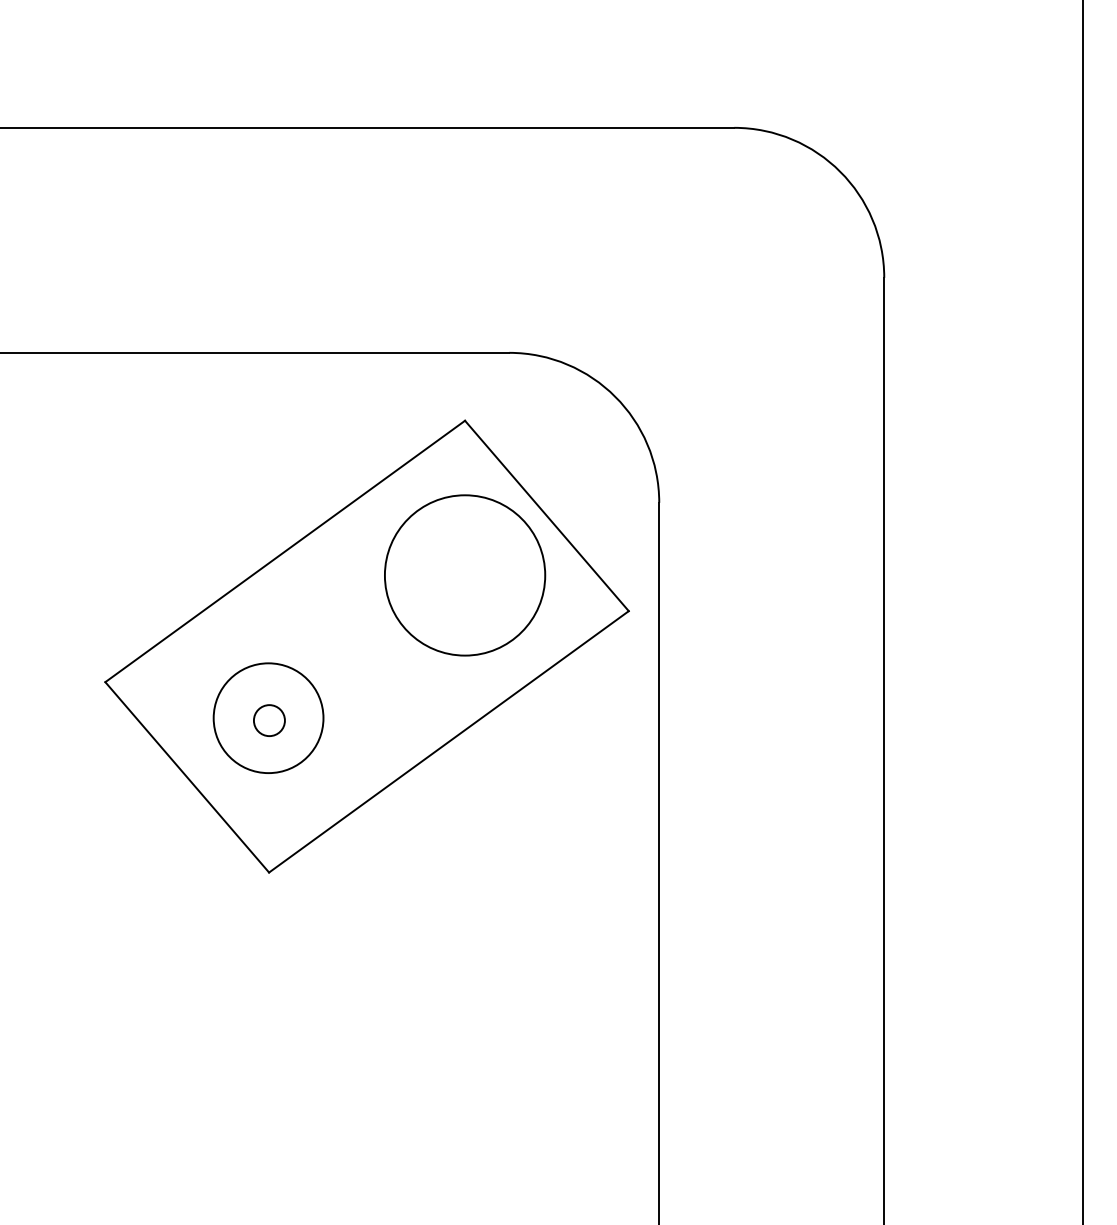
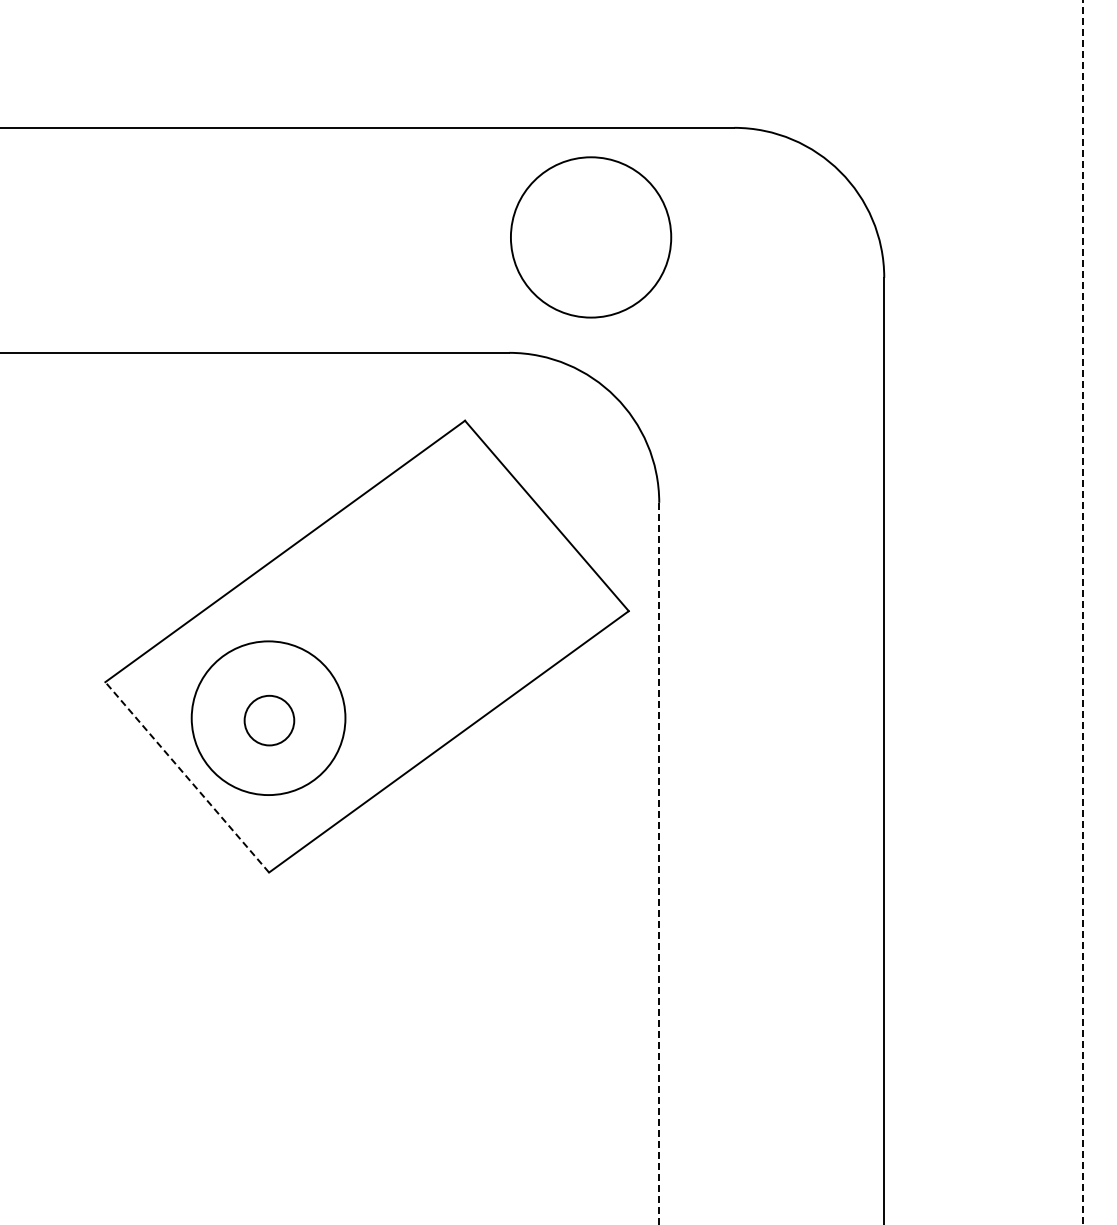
circle position: (465, 575) -> (591, 237) (591, 237)
line: solid -> dashed (1083, 612)
circle diameter: 110 px -> 154 px (268, 718)
circle diameter: 31 px -> 50 px (269, 720)
line: solid -> dashed (187, 777)
line: solid -> dashed (659, 863)
